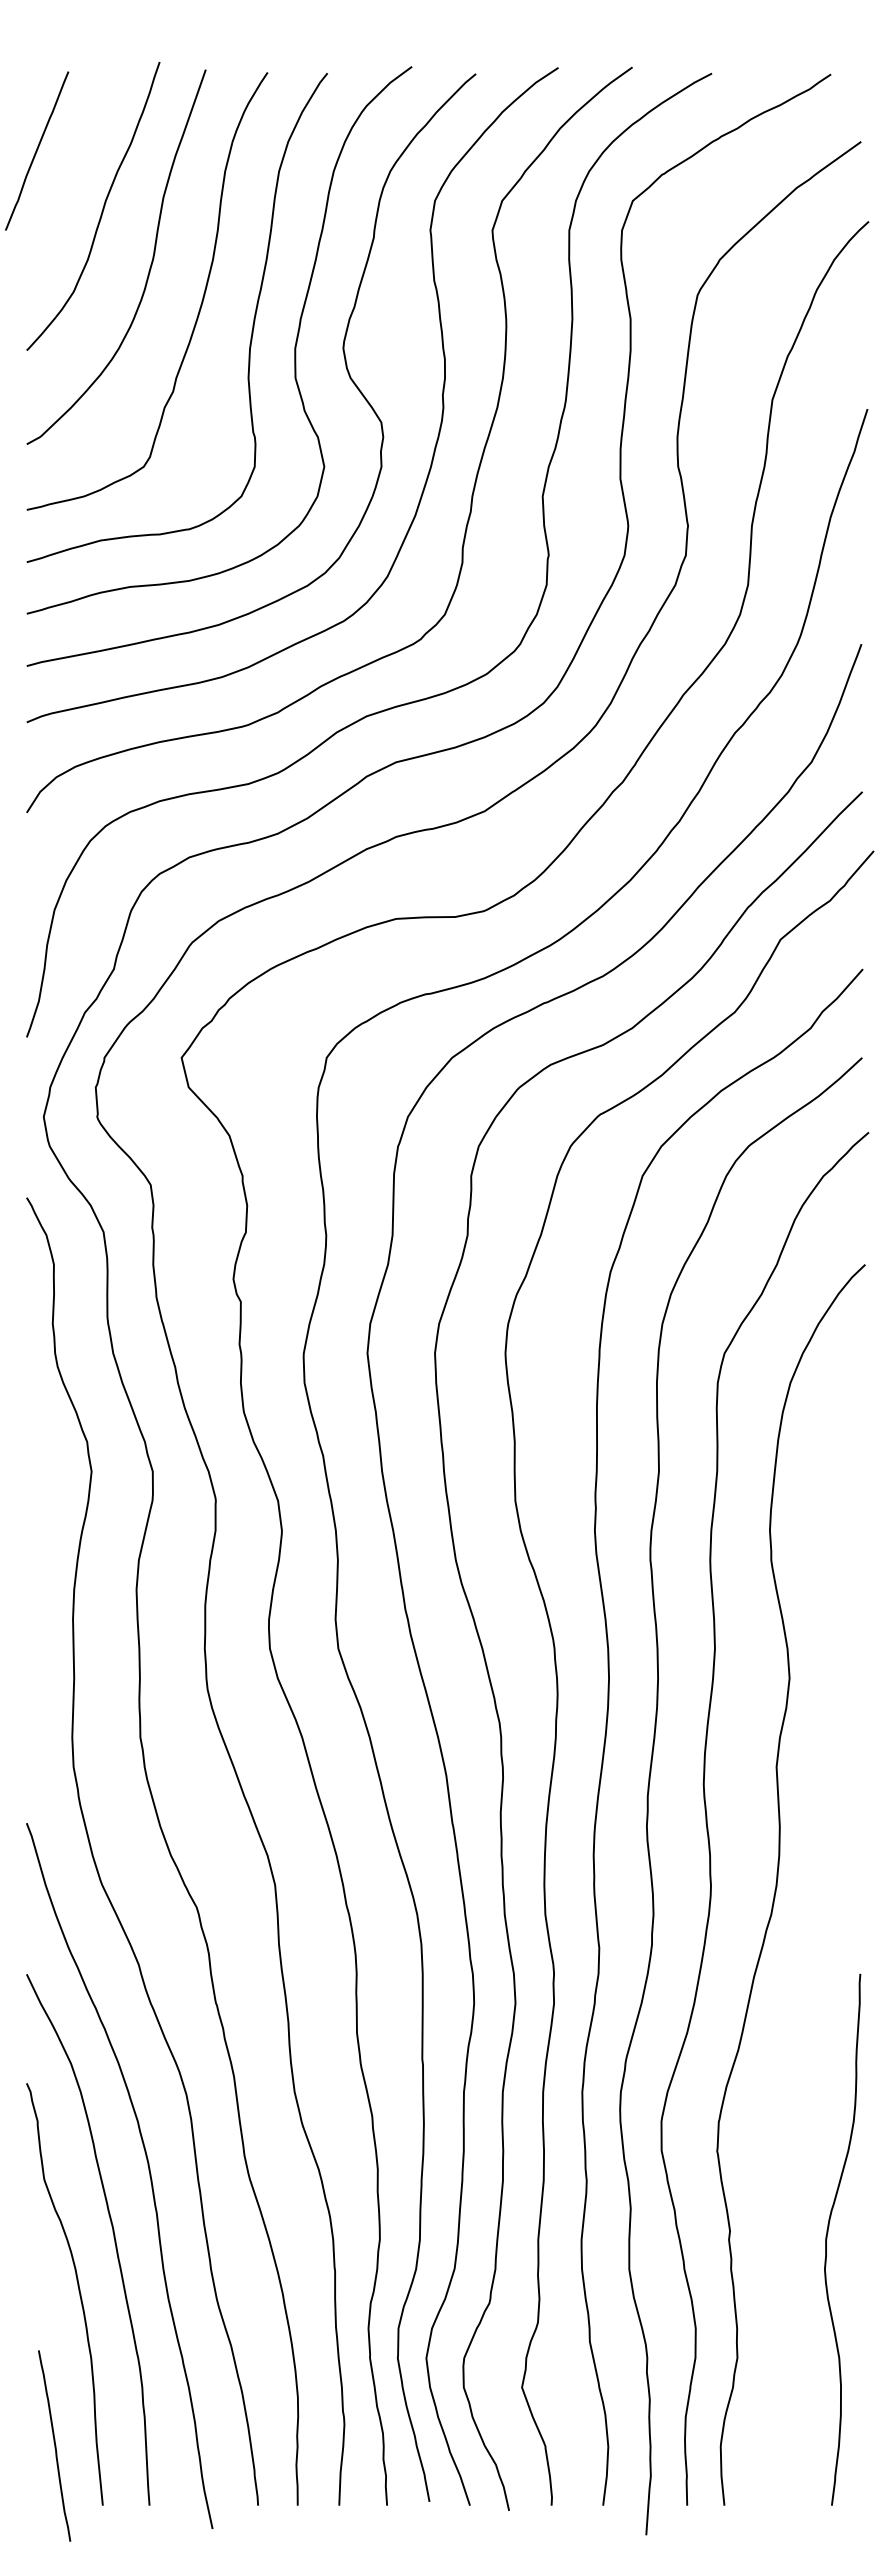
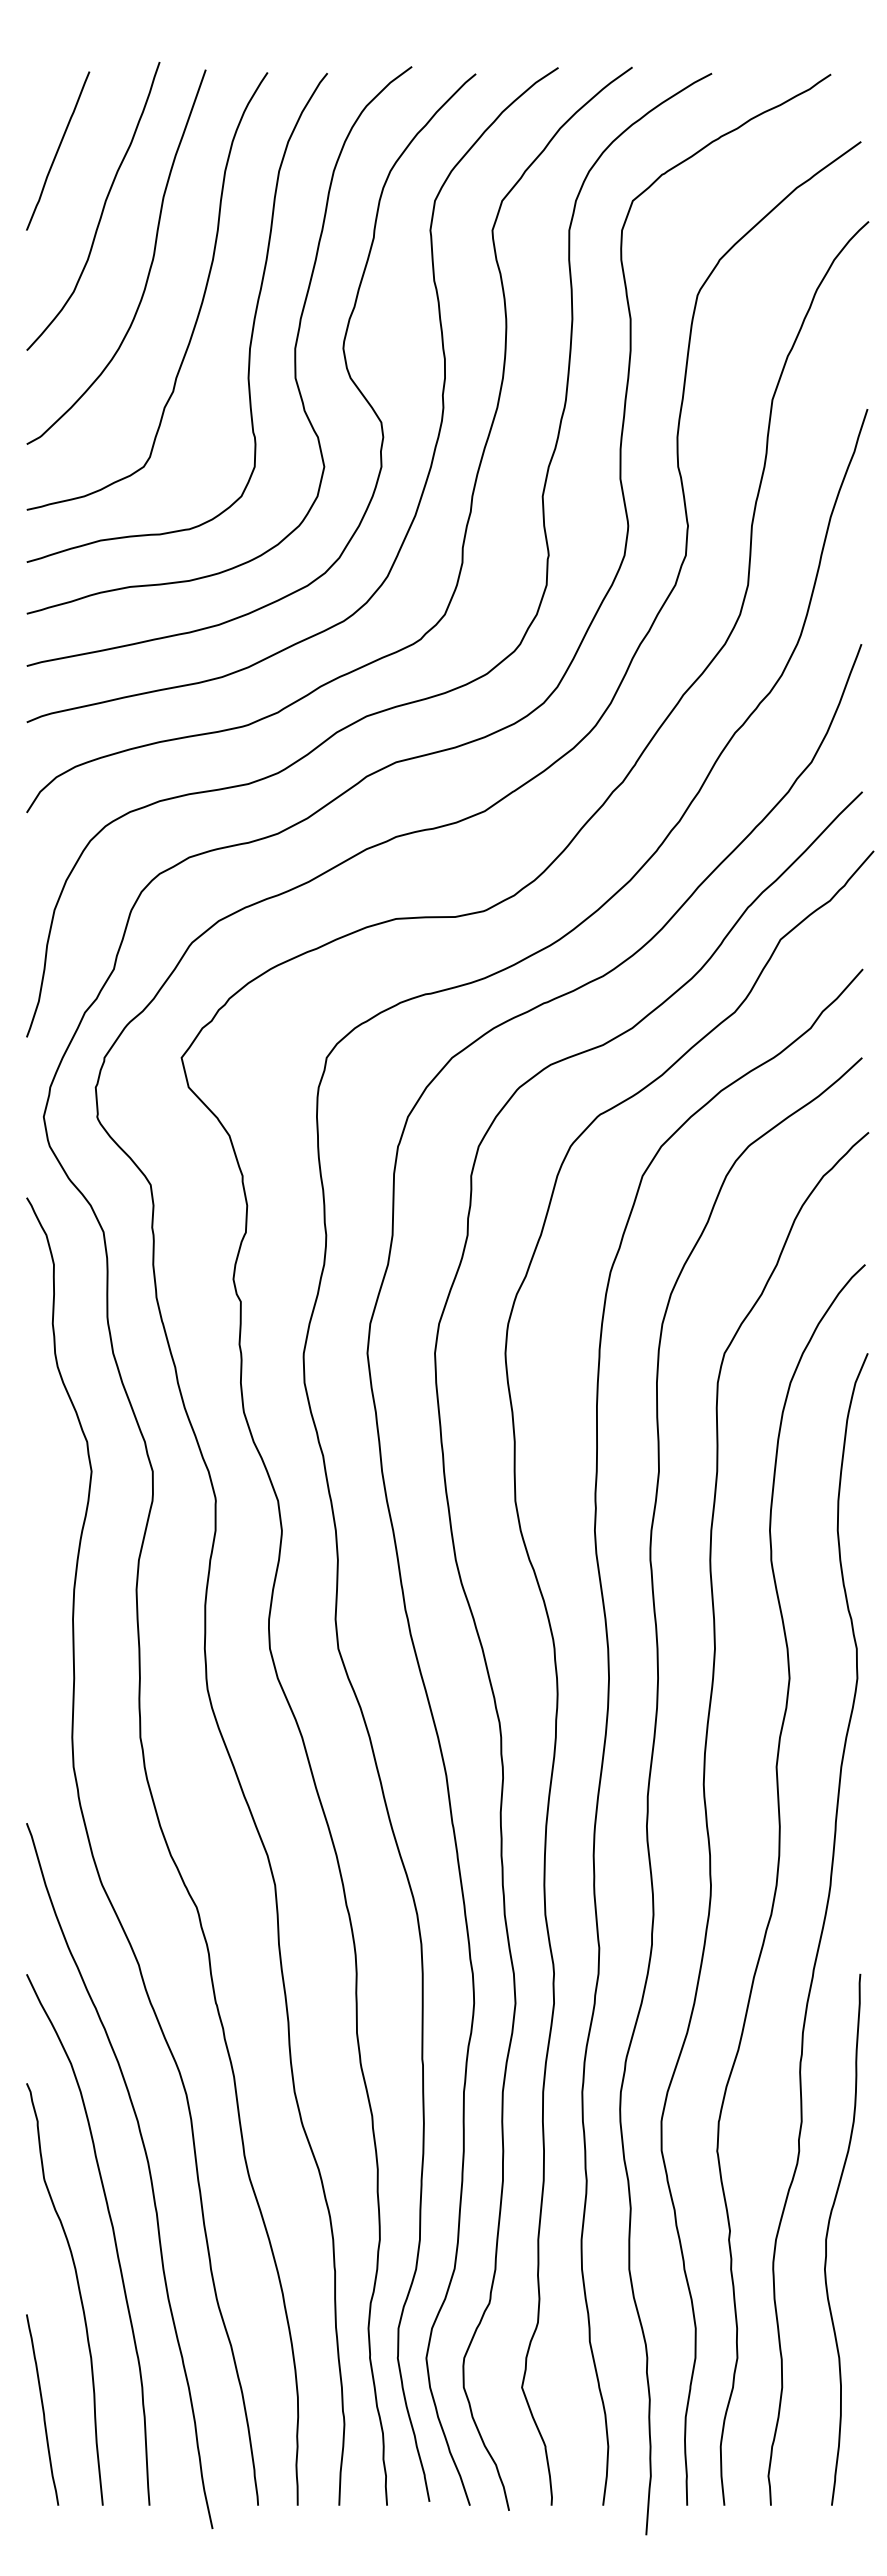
curve position: (37, 150) -> (58, 150) (58, 150)
curve: none -> present (821, 1929)
curve position: (54, 2445) -> (42, 2409) (42, 2409)
